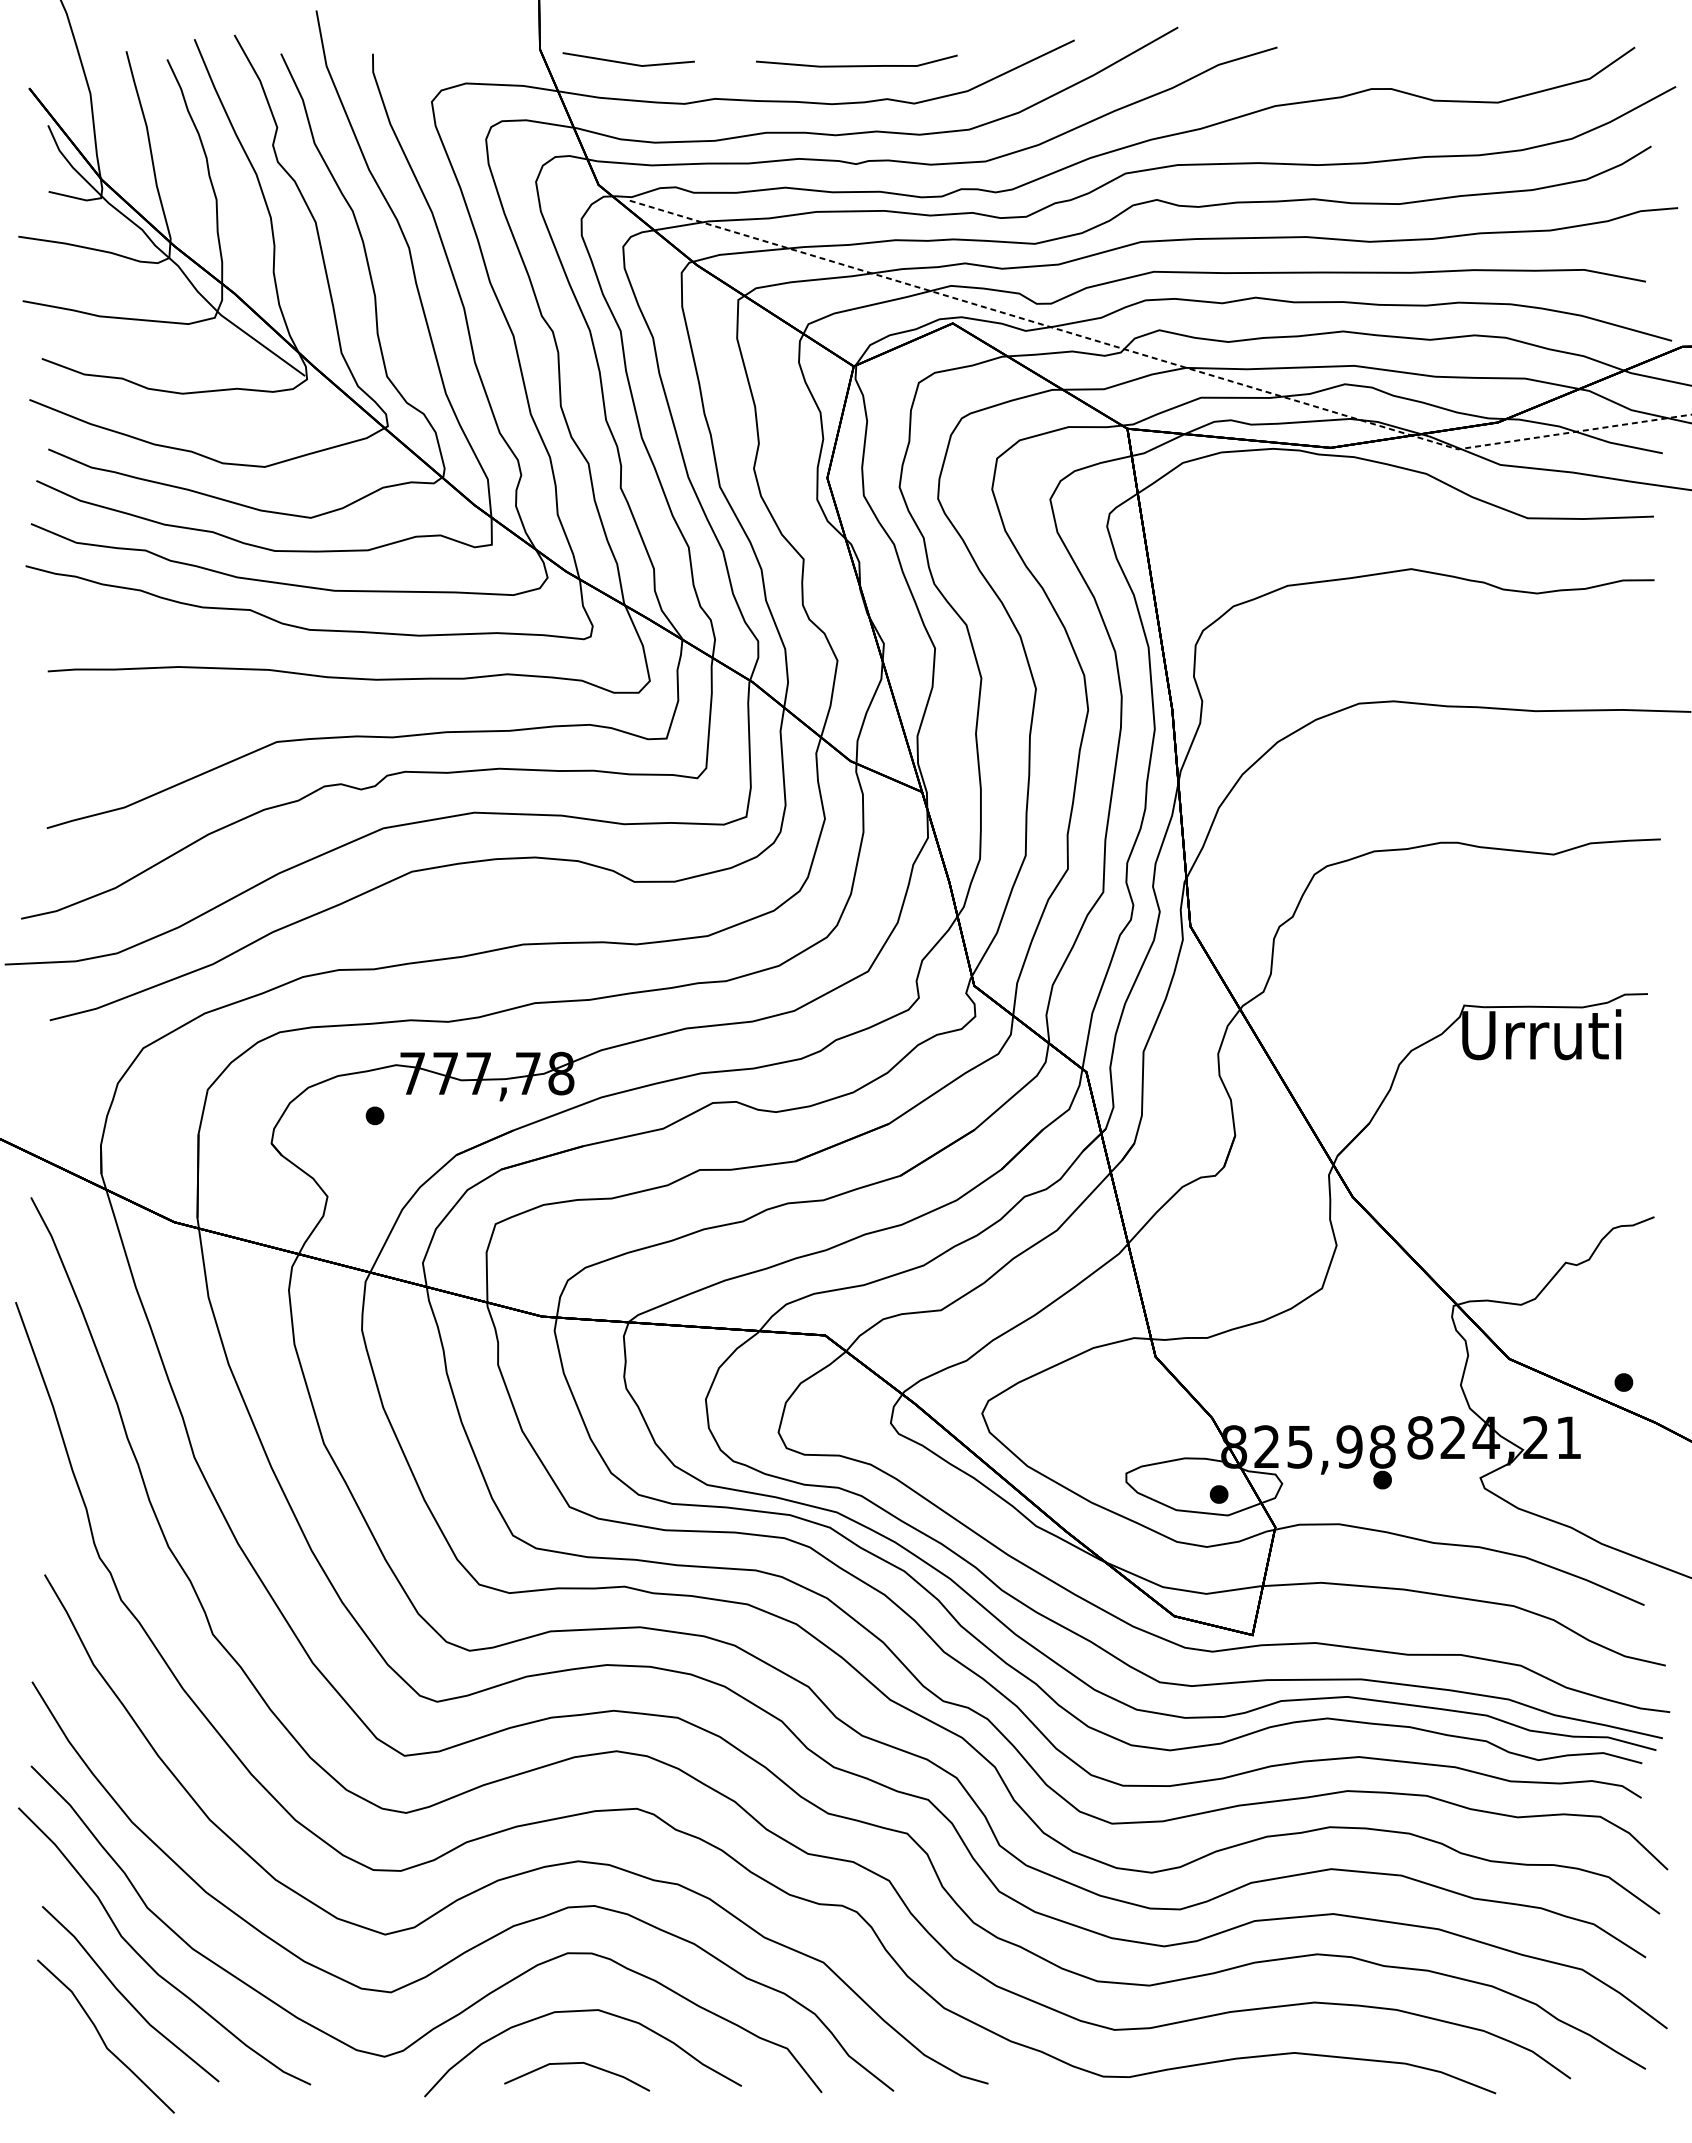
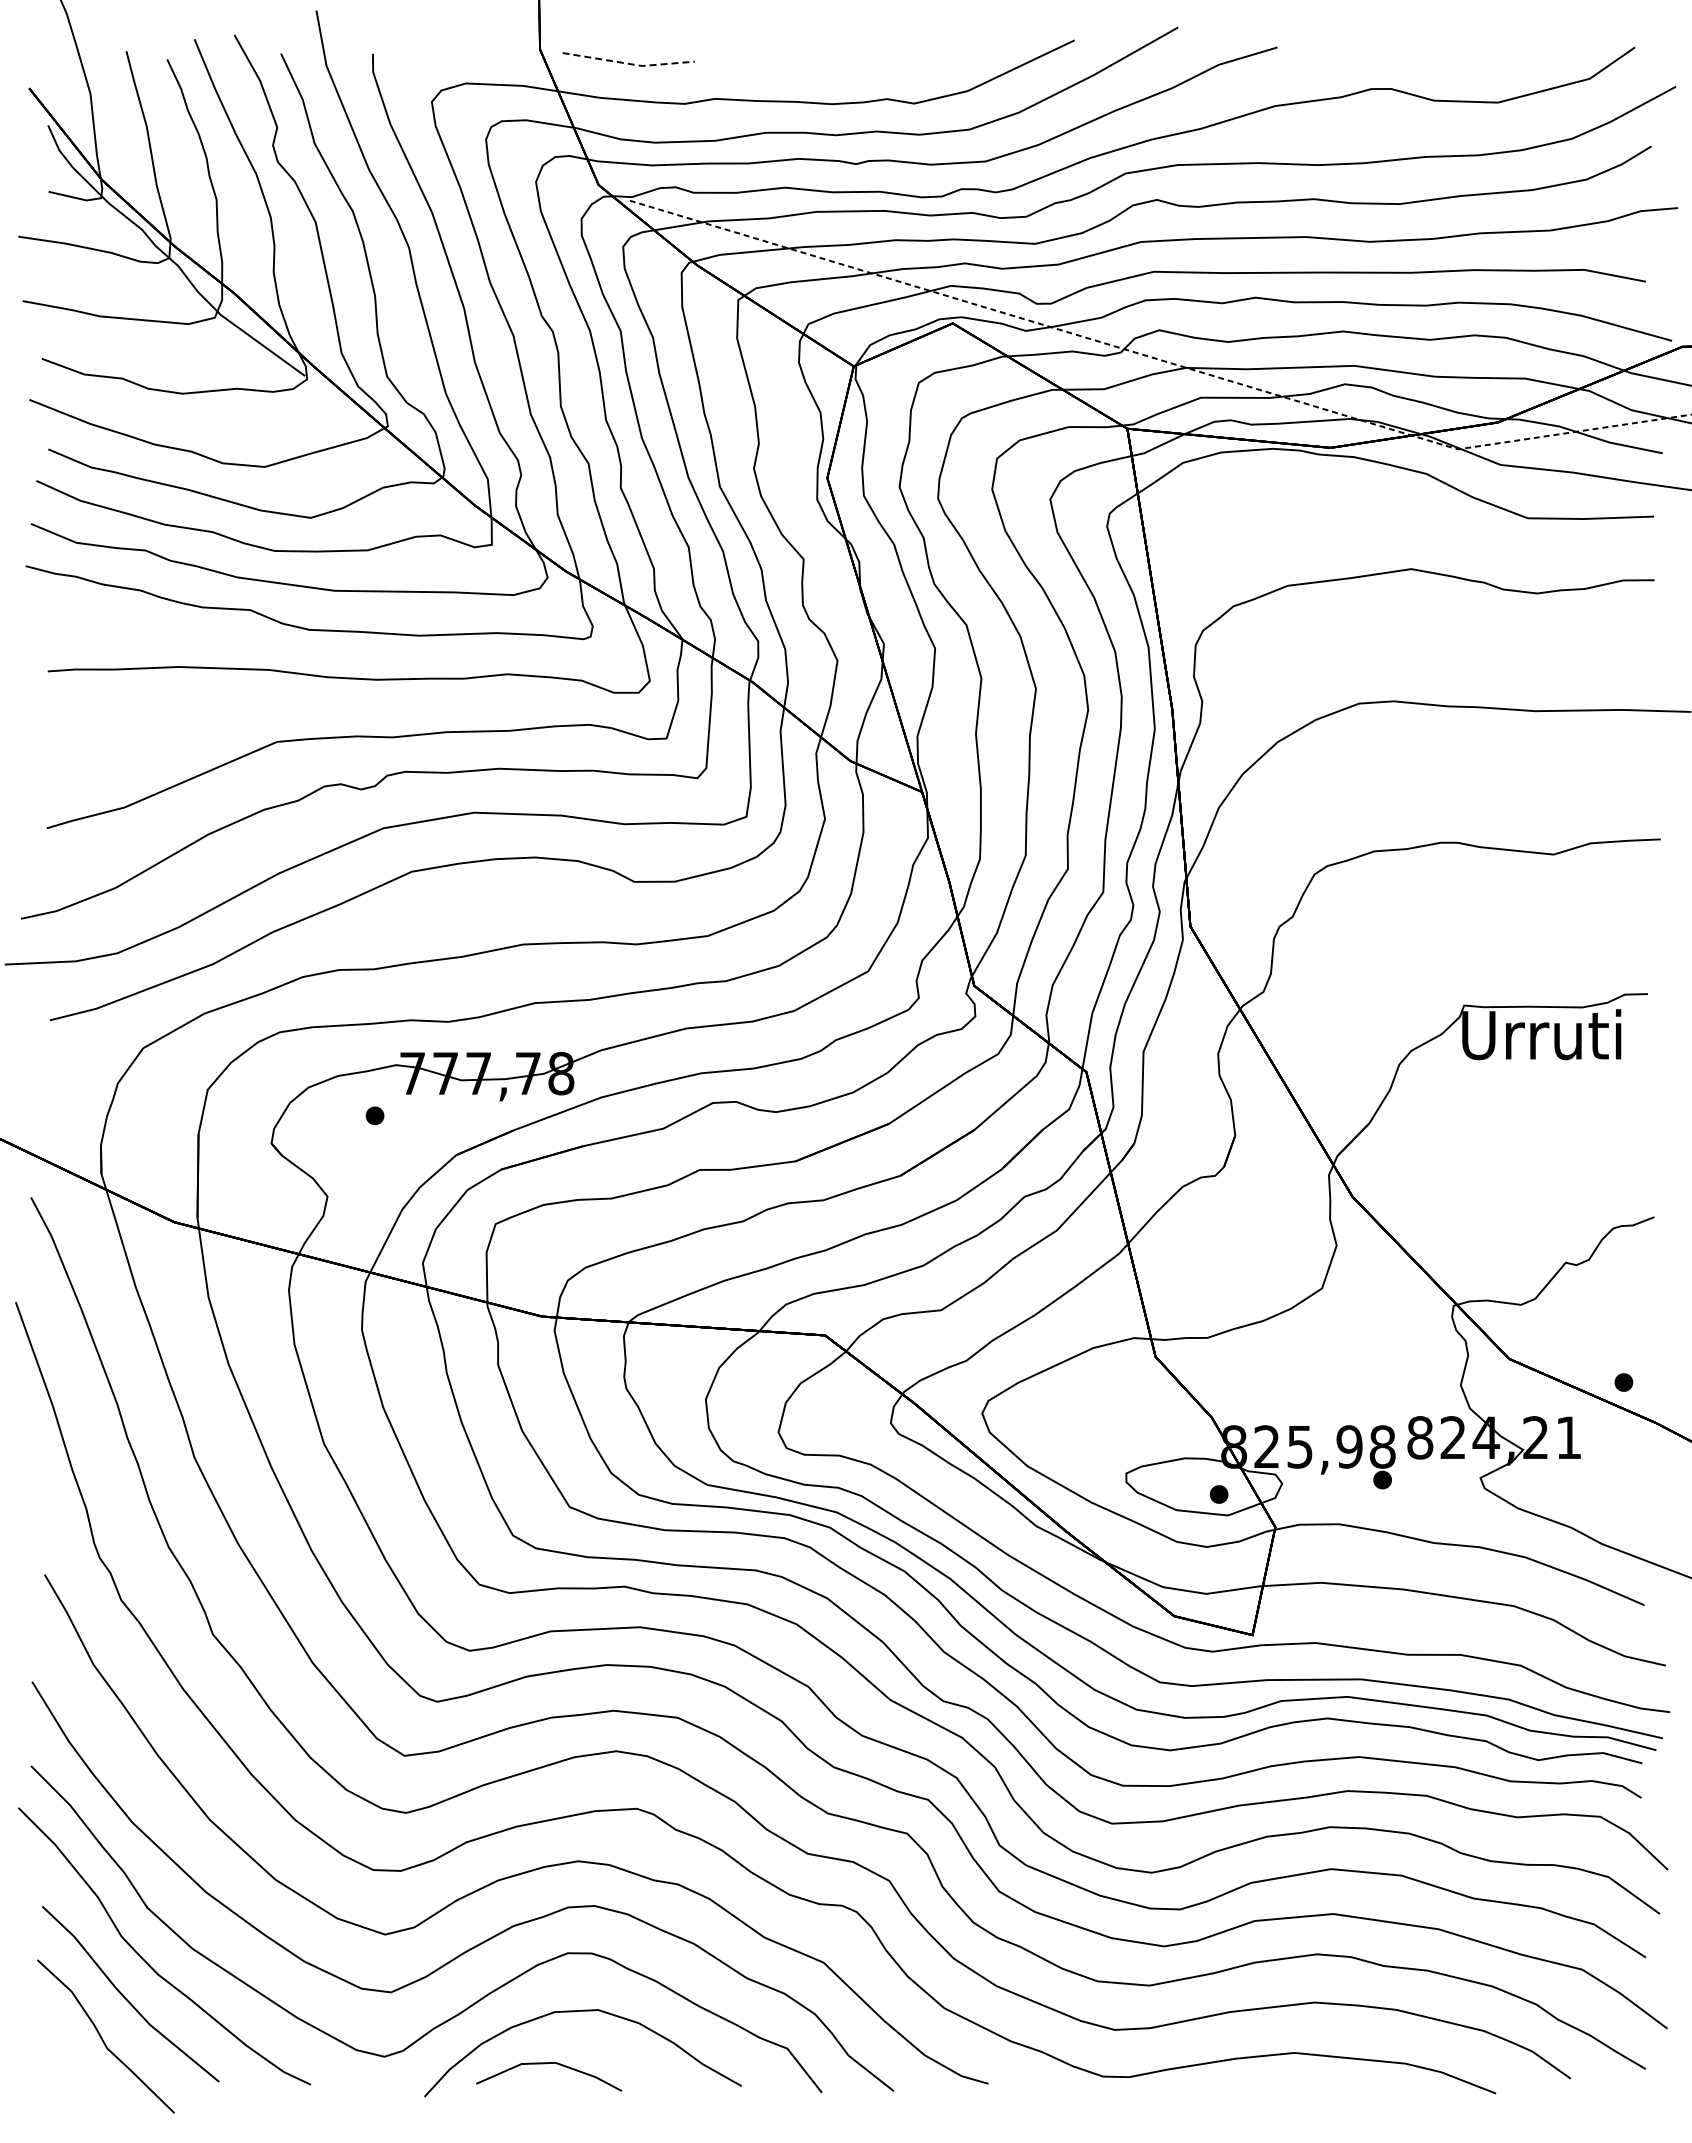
line: solid -> dashed (629, 63)
line: present -> none (856, 65)
line position: (574, 2064) -> (546, 2064) (546, 2064)
